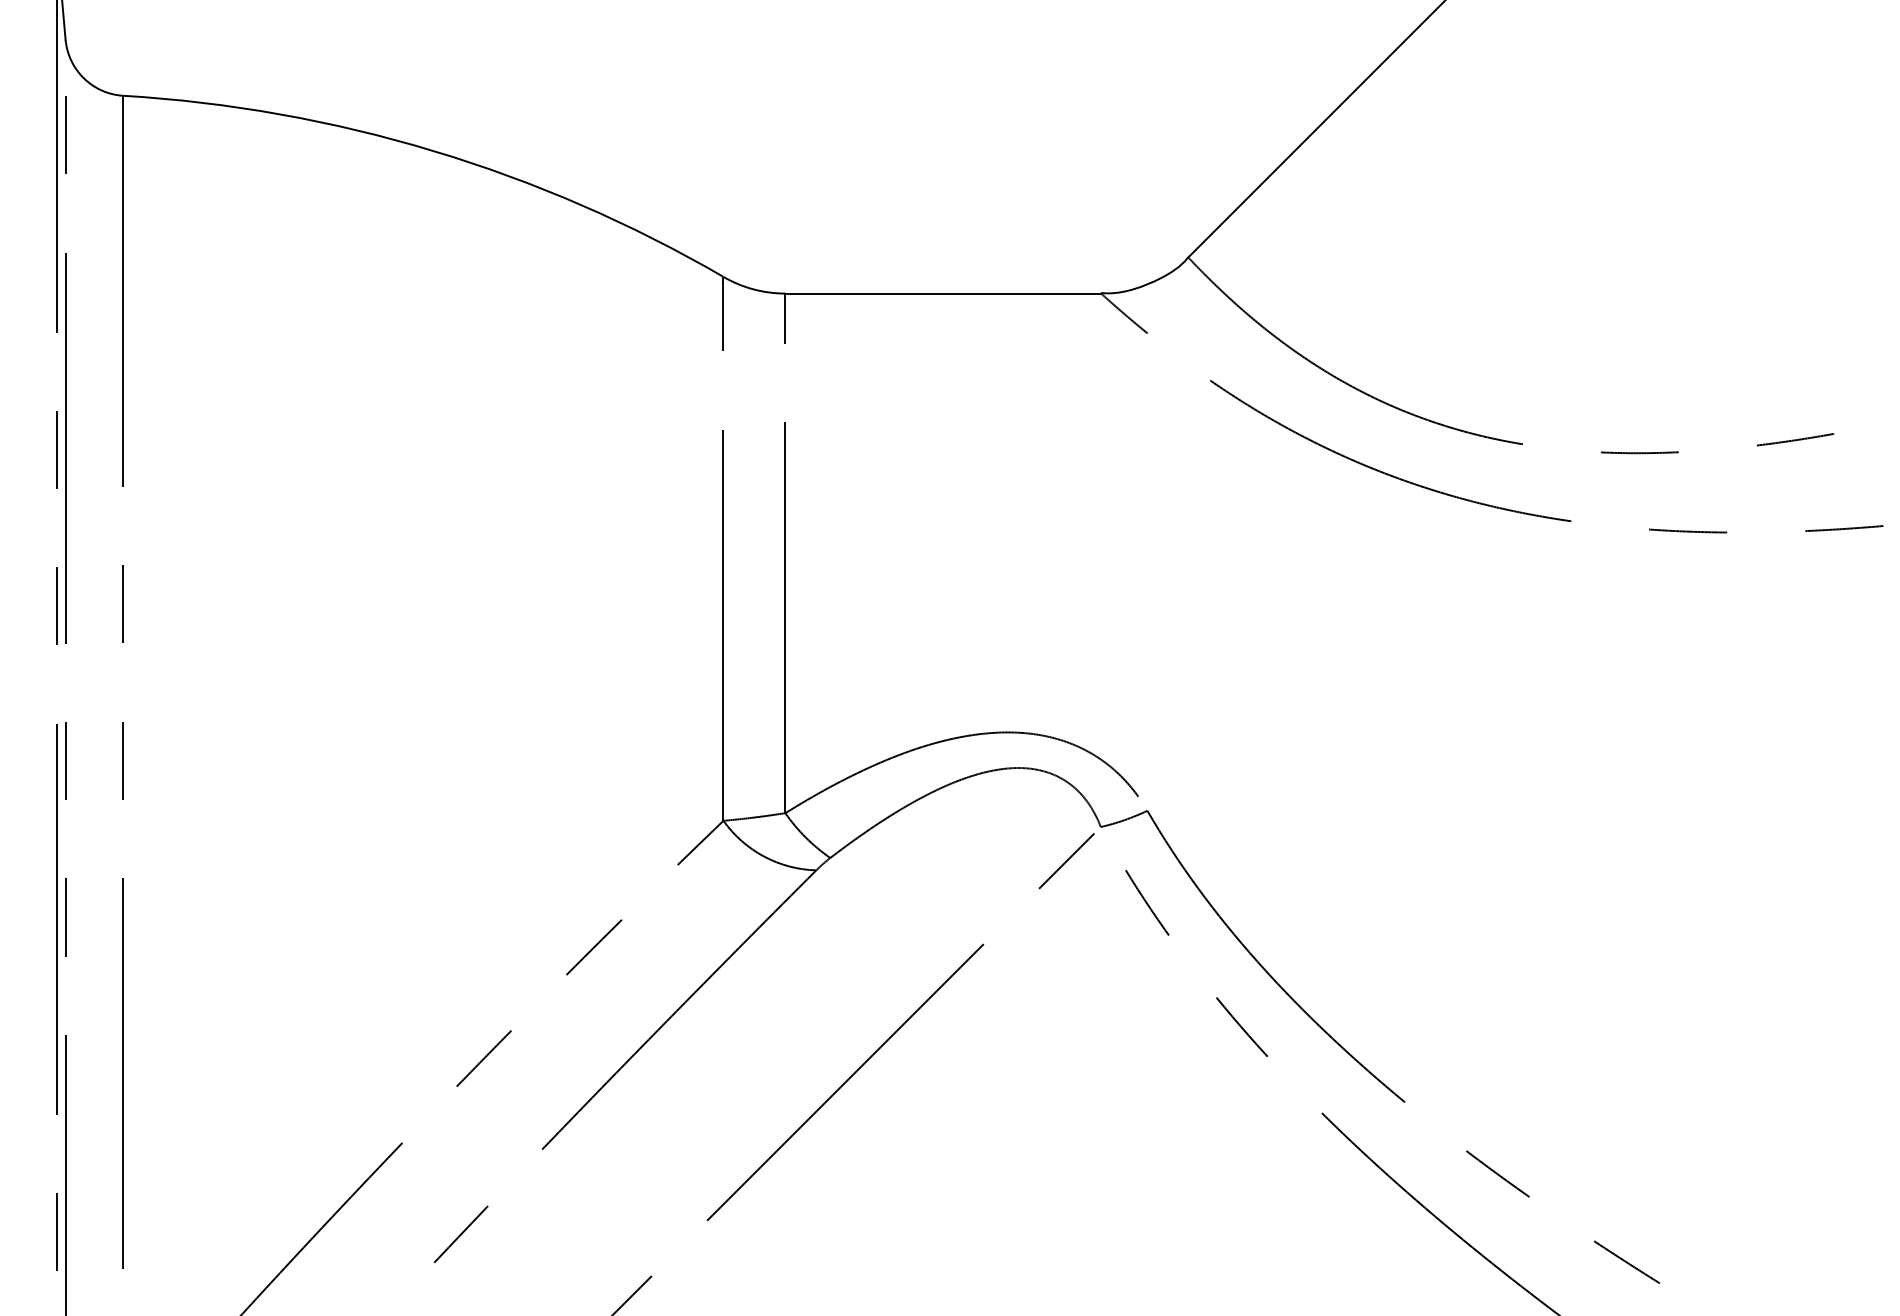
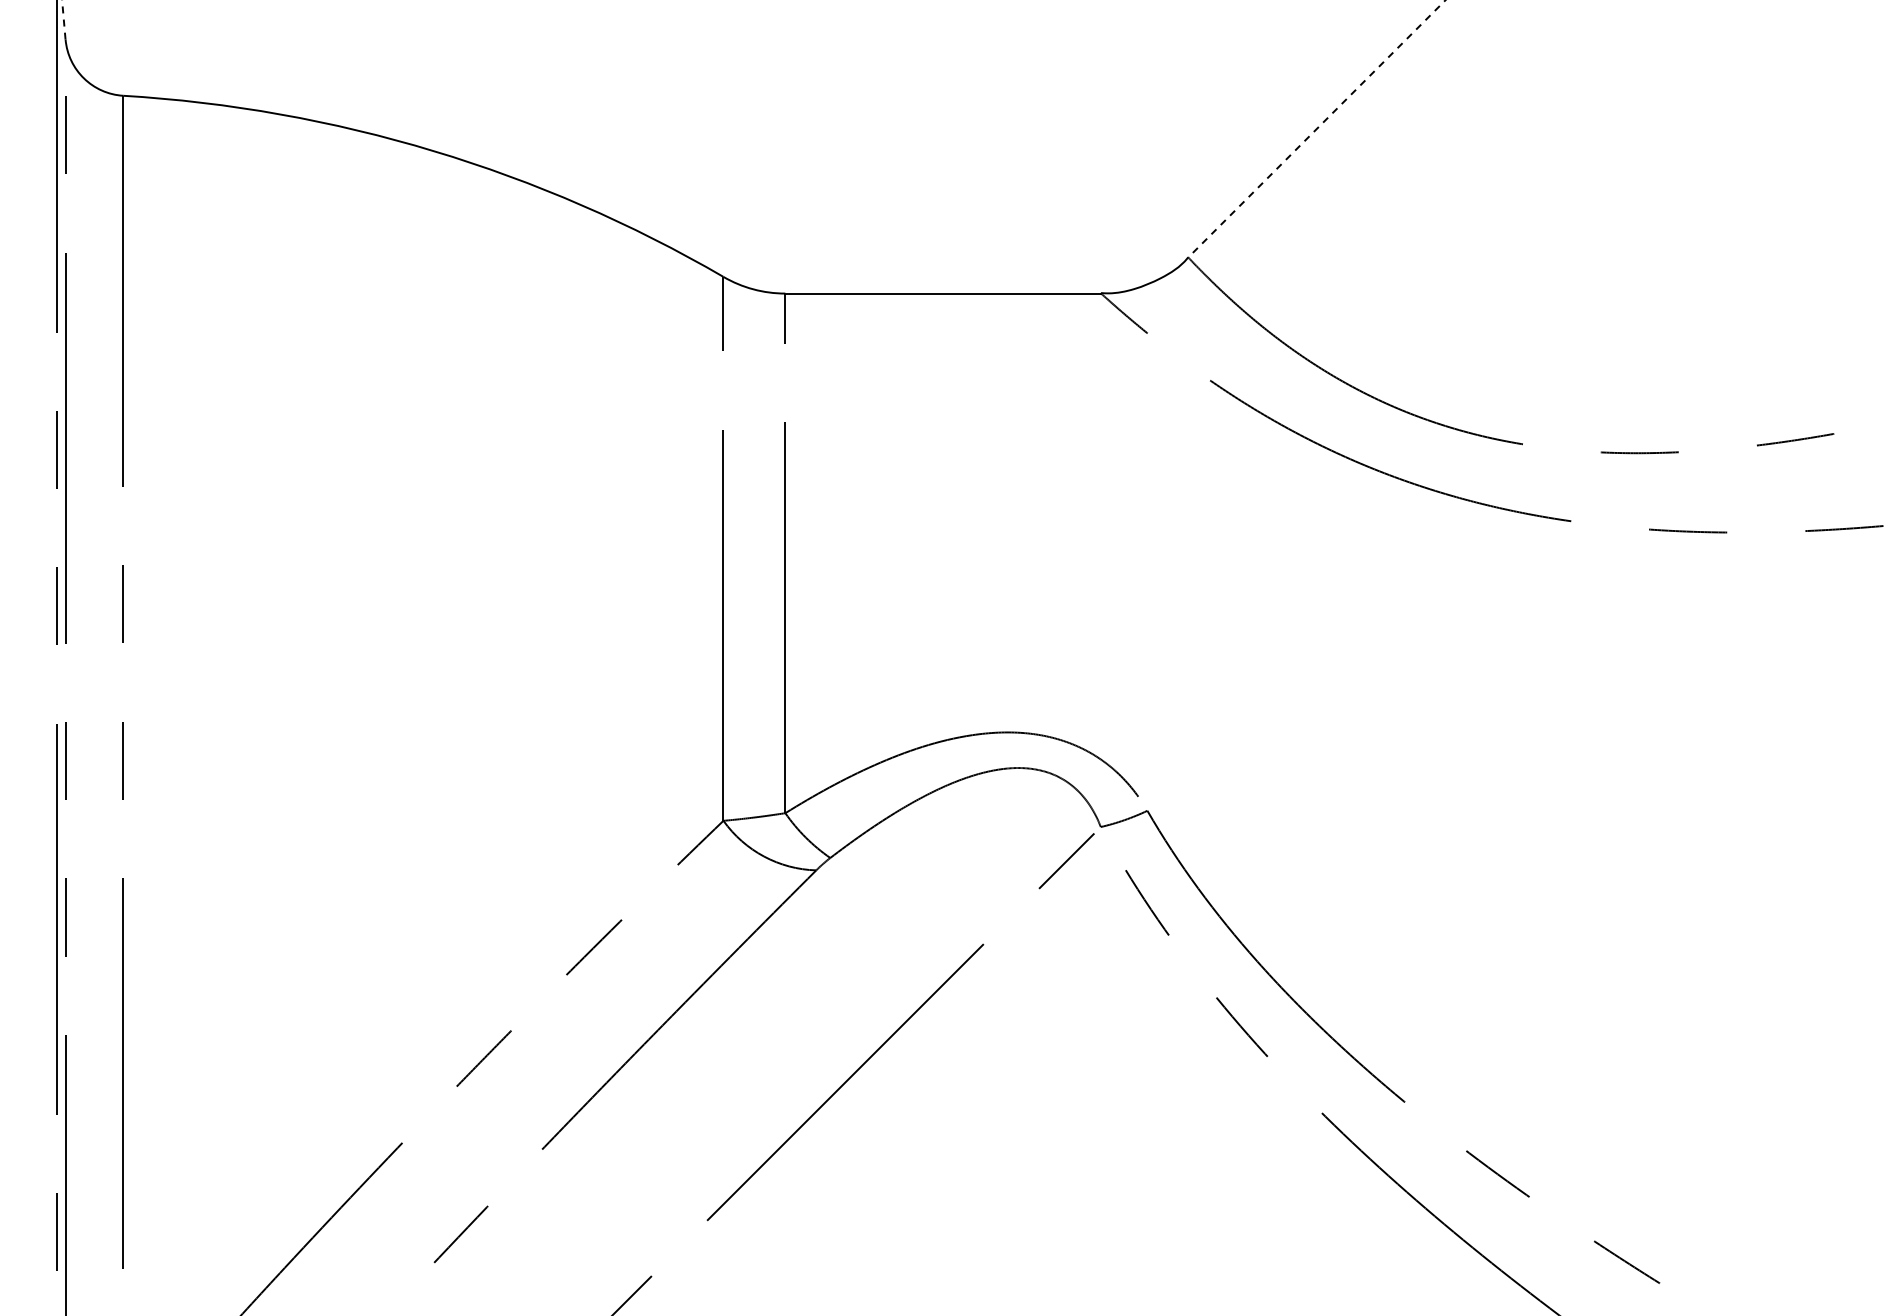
line: solid -> dashed (63, 19)
line: solid -> dashed (1316, 128)
